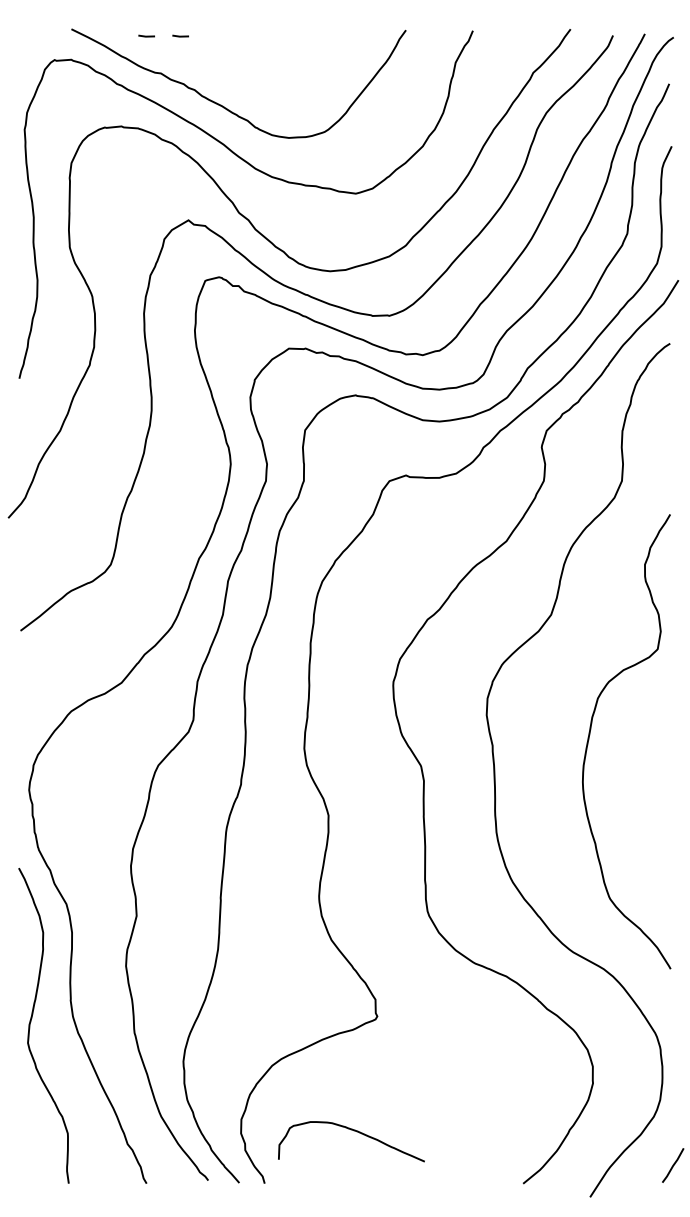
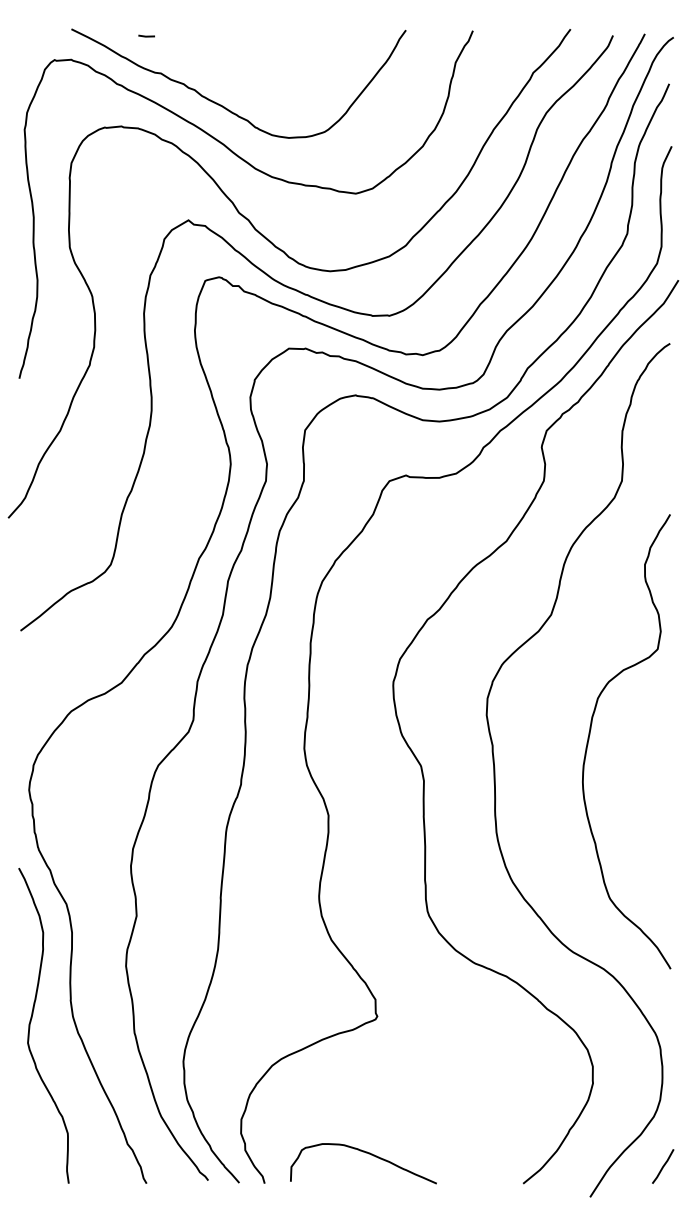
line: present -> none (180, 35)
curve position: (356, 1132) -> (368, 1154) (368, 1154)
line position: (673, 1165) -> (663, 1166) (663, 1166)
